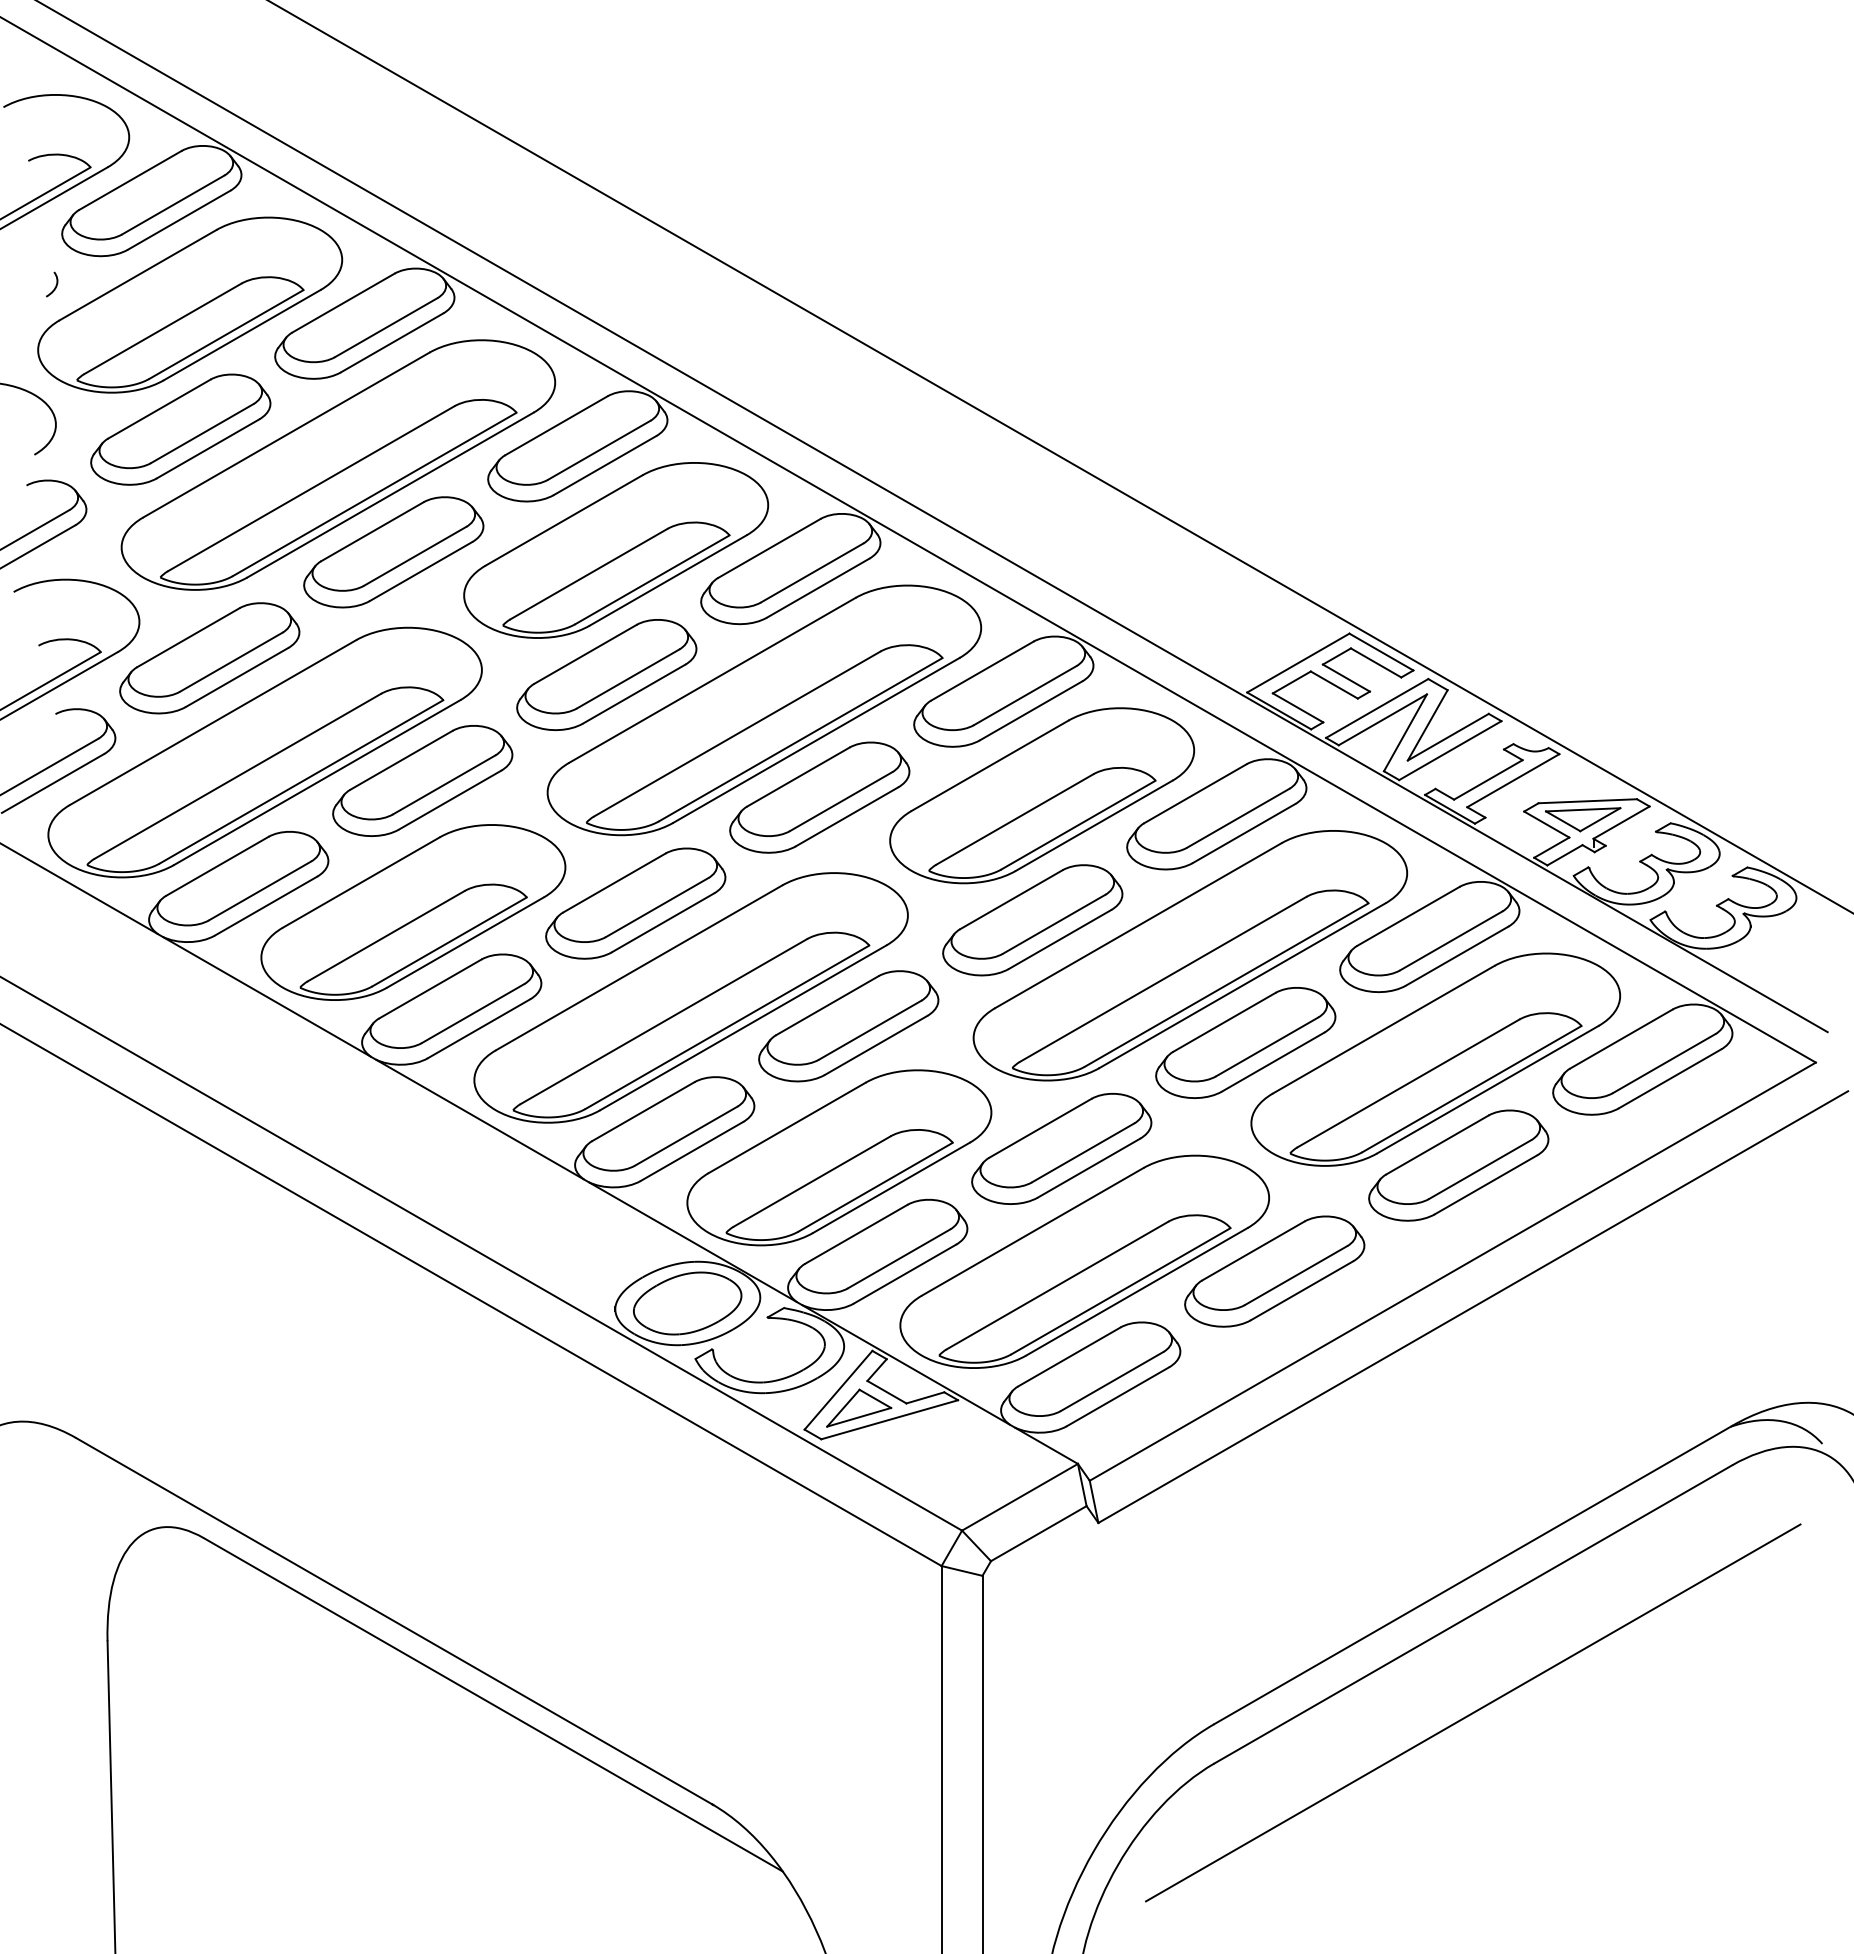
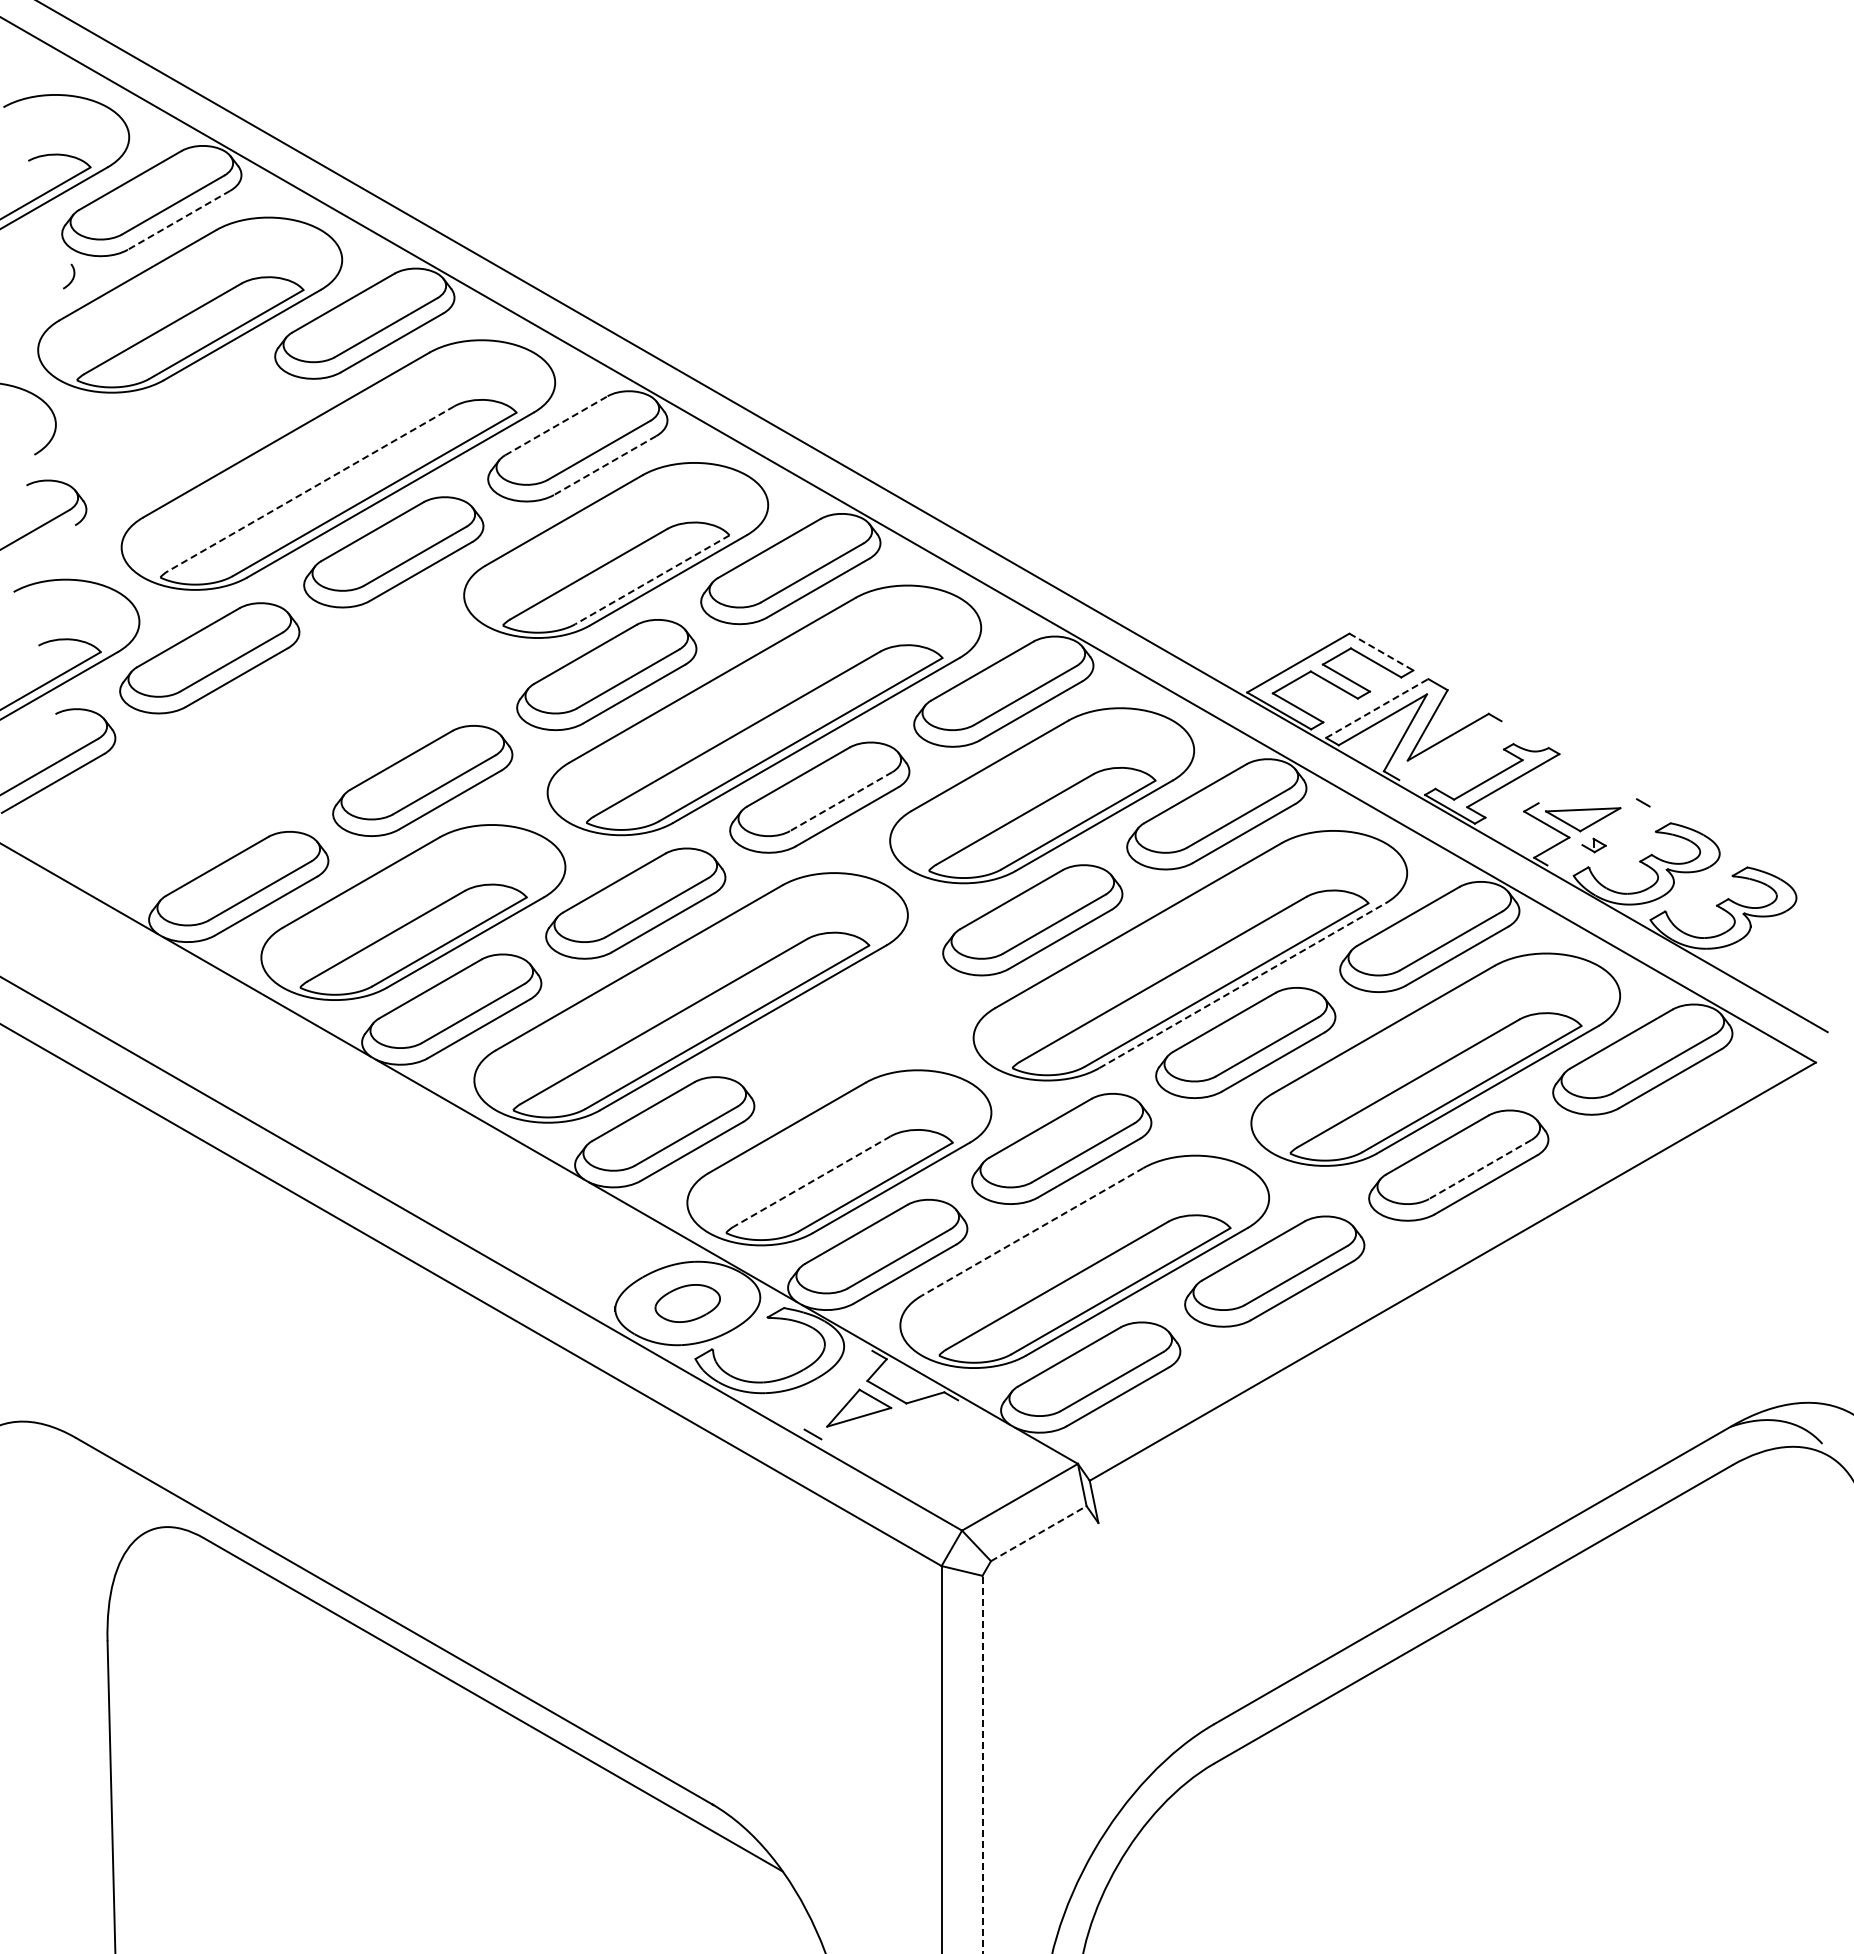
line: solid -> dashed (179, 220)
curve position: (55, 285) -> (72, 277) (72, 277)
line: solid -> dashed (556, 425)
part: present -> none (180, 429)
line: present -> none (1060, 457)
line: solid -> dashed (605, 465)
line: solid -> dashed (310, 489)
line: present -> none (38, 546)
line: solid -> dashed (652, 579)
line: solid -> dashed (1381, 652)
line: solid -> dashed (1377, 708)
line: present -> none (1450, 750)
part: present -> none (264, 752)
line: solid -> dashed (841, 801)
line: present -> none (1587, 801)
line: present -> none (1621, 822)
line: present -> none (1564, 855)
line: solid -> dashed (1242, 985)
part: present -> none (848, 1026)
line: solid -> dashed (1480, 1169)
line: solid -> dashed (811, 1181)
line: solid -> dashed (1032, 1231)
part size: 110x65 px -> 67x39 px (687, 1303)
line: present -> none (1473, 1306)
line: present -> none (838, 1389)
line: present -> none (889, 1419)
line: solid -> dashed (1039, 1533)
line: present -> none (1473, 1712)
line: solid -> dashed (982, 1764)
